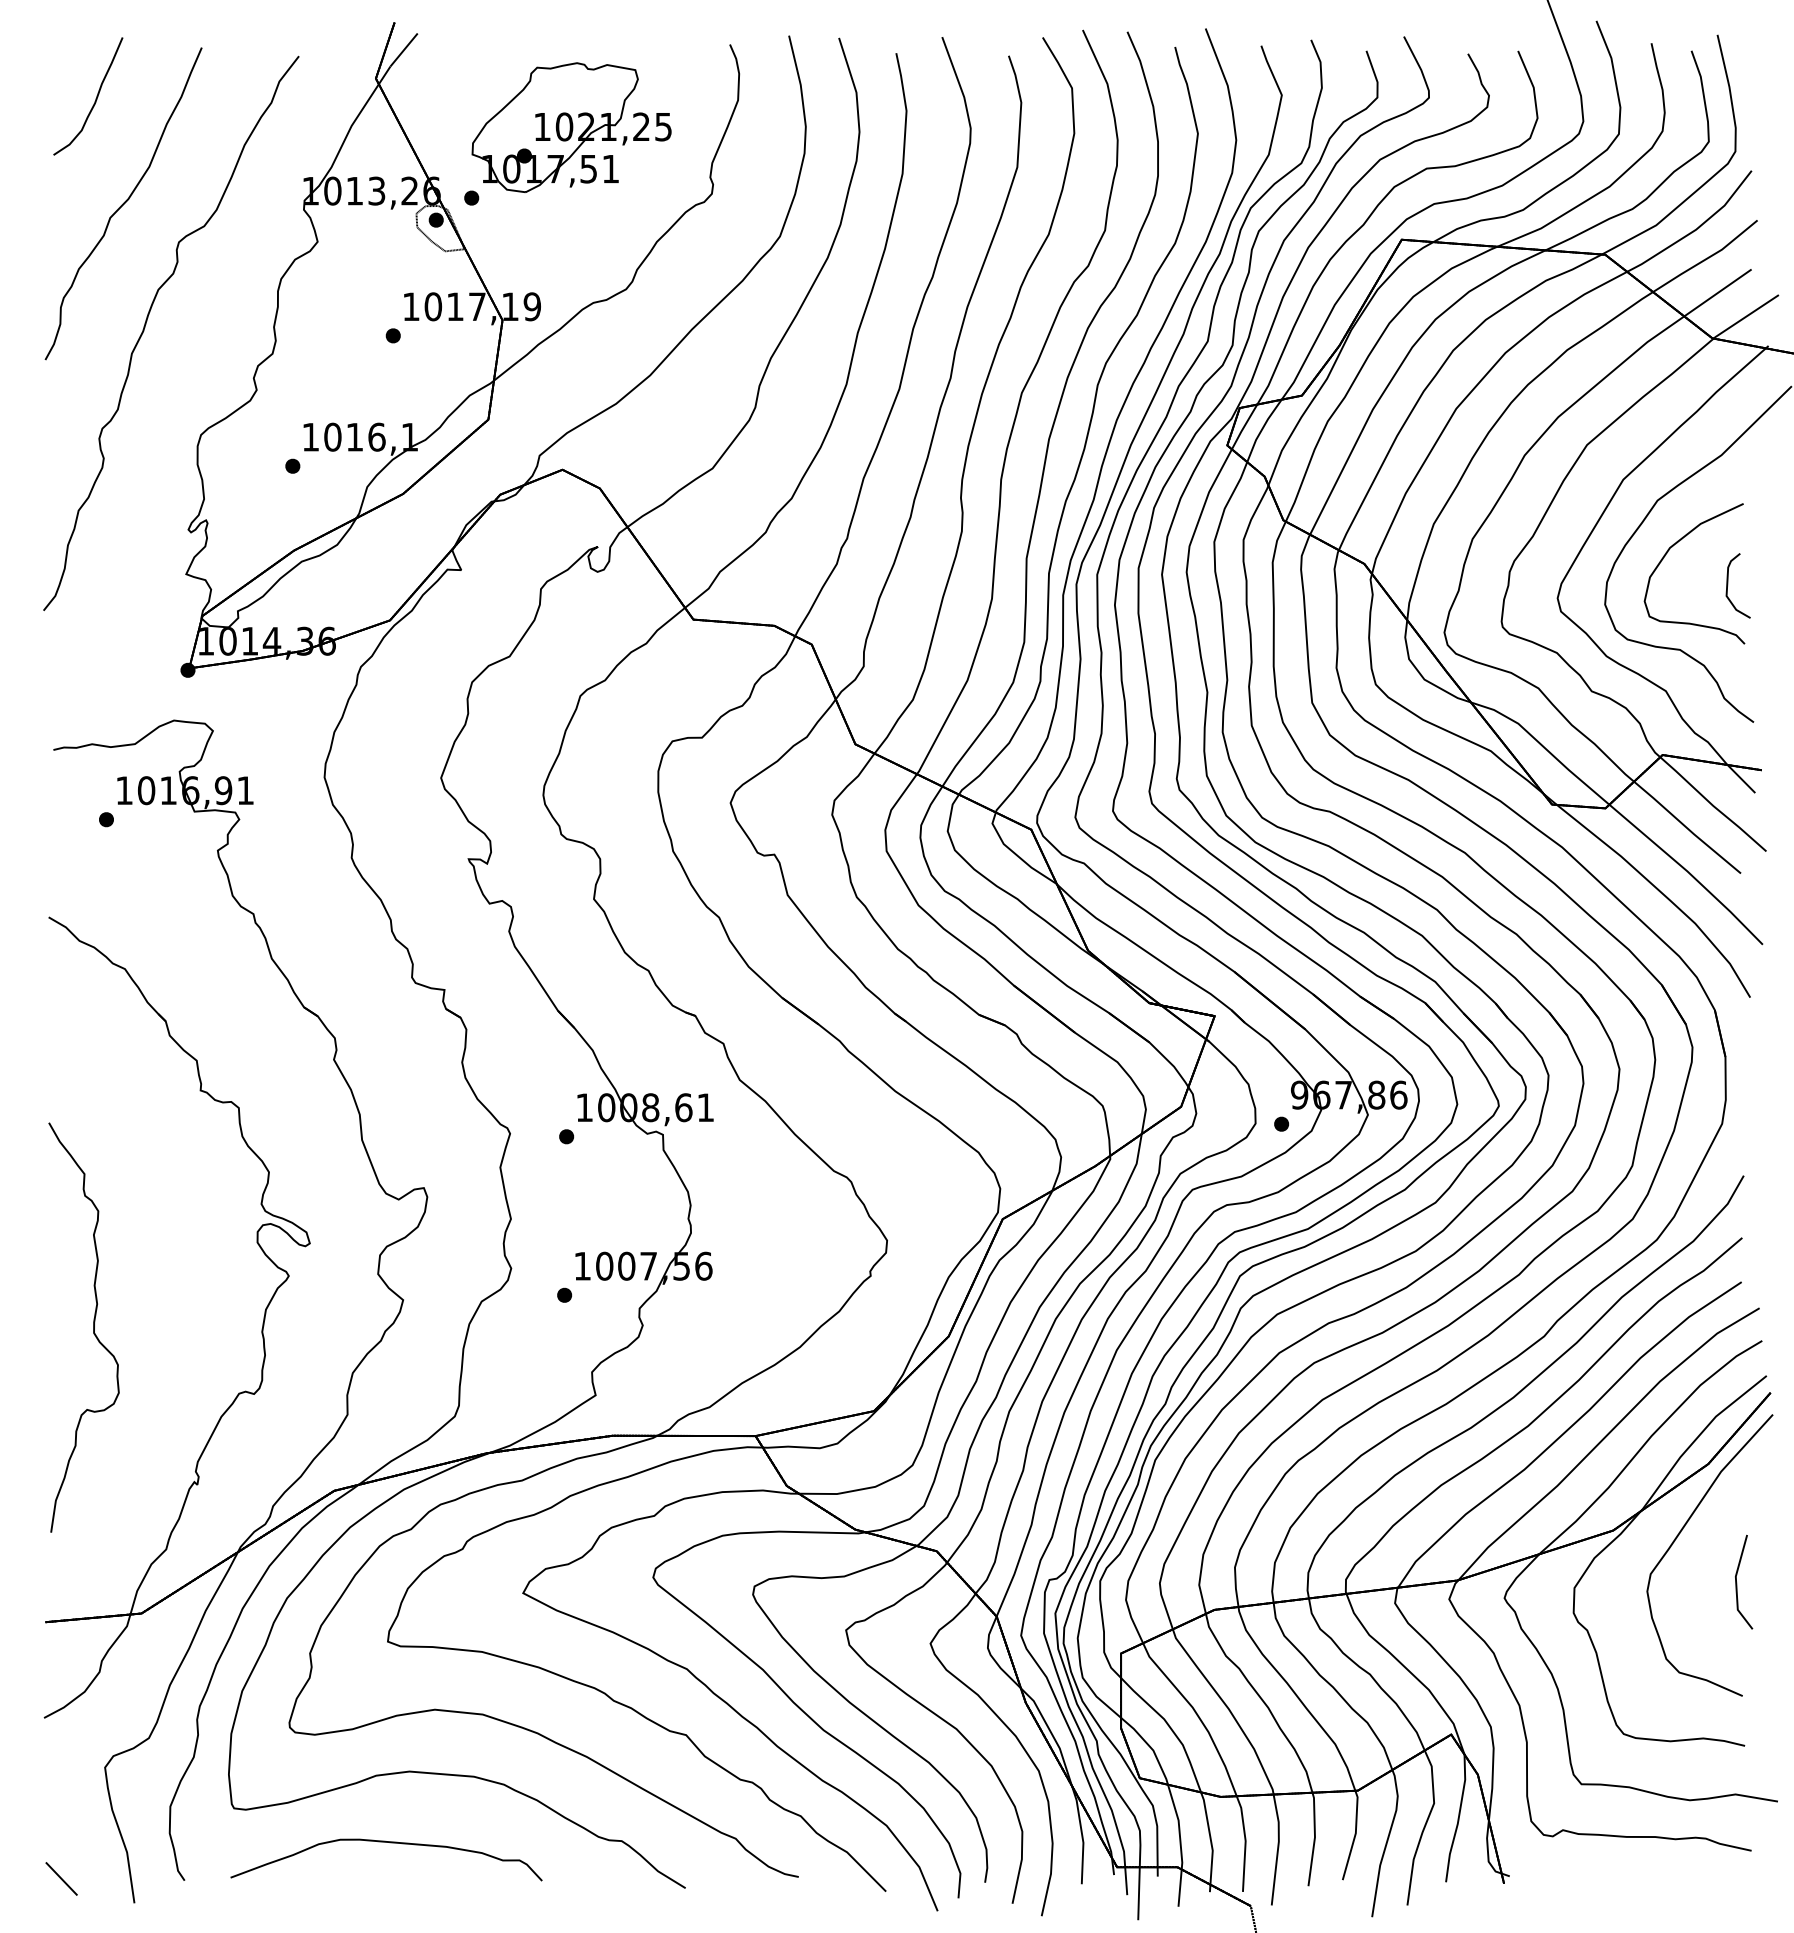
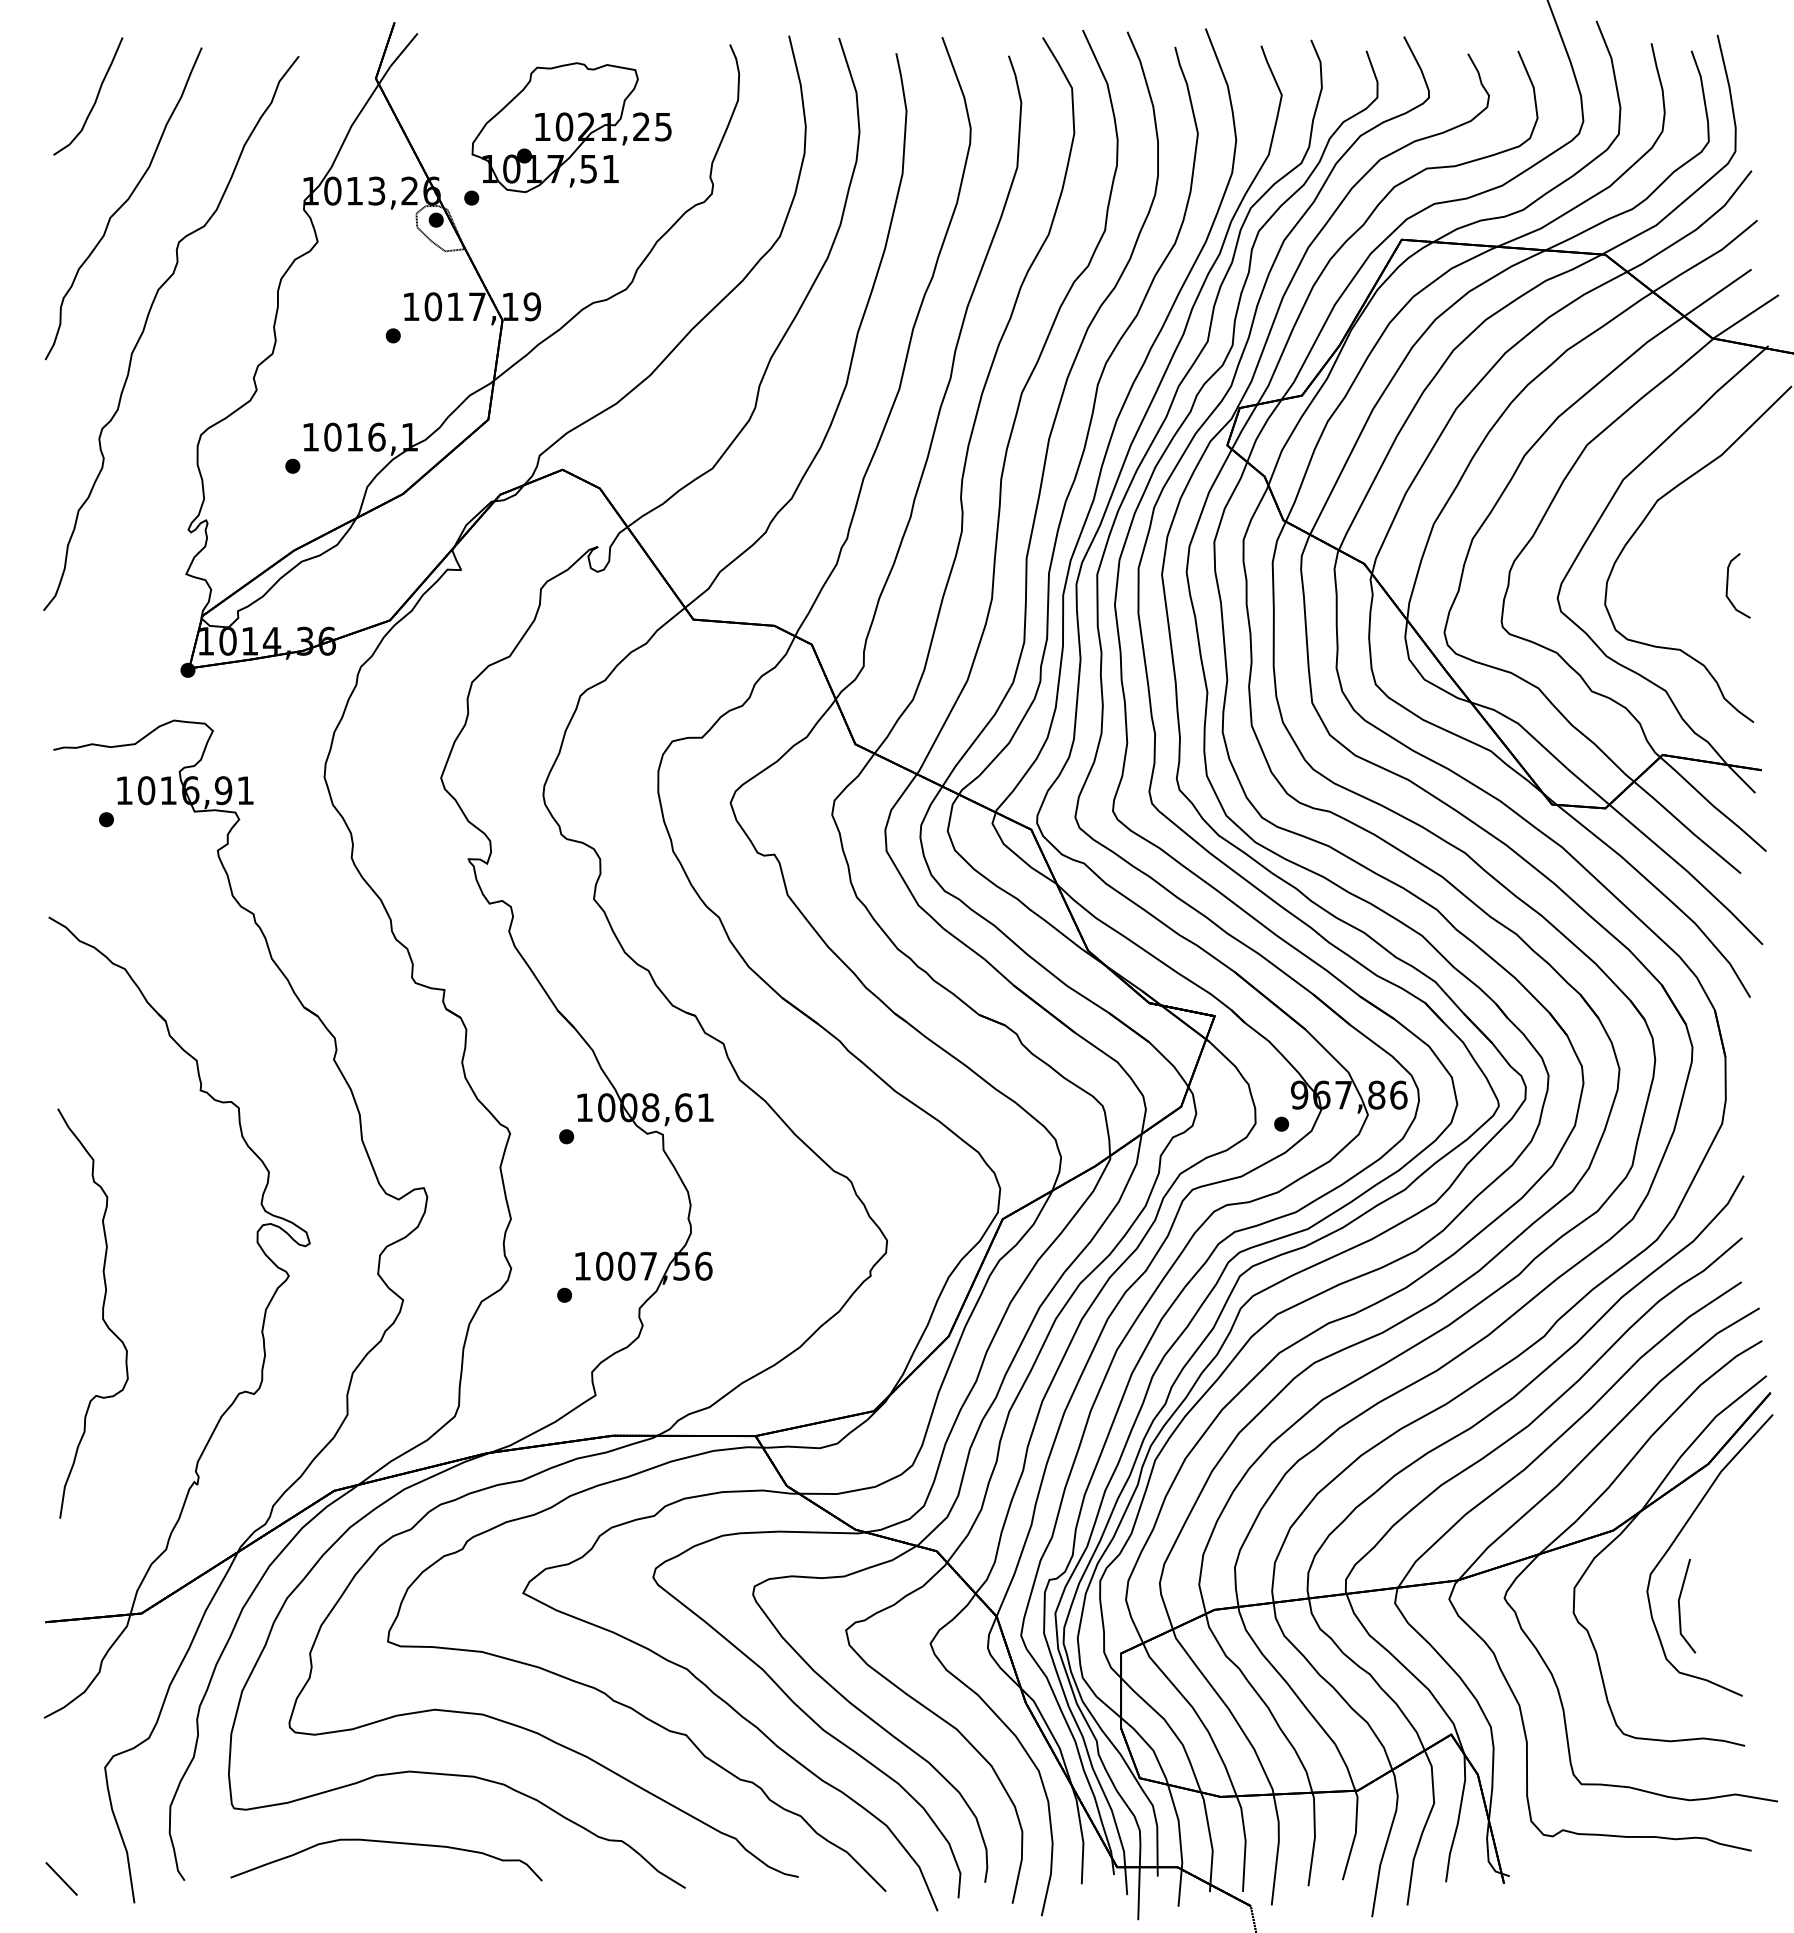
curve: present -> none (1667, 553)
part position: (93, 1327) -> (102, 1313) (102, 1313)
line position: (1737, 1582) -> (1680, 1606) (1680, 1606)
